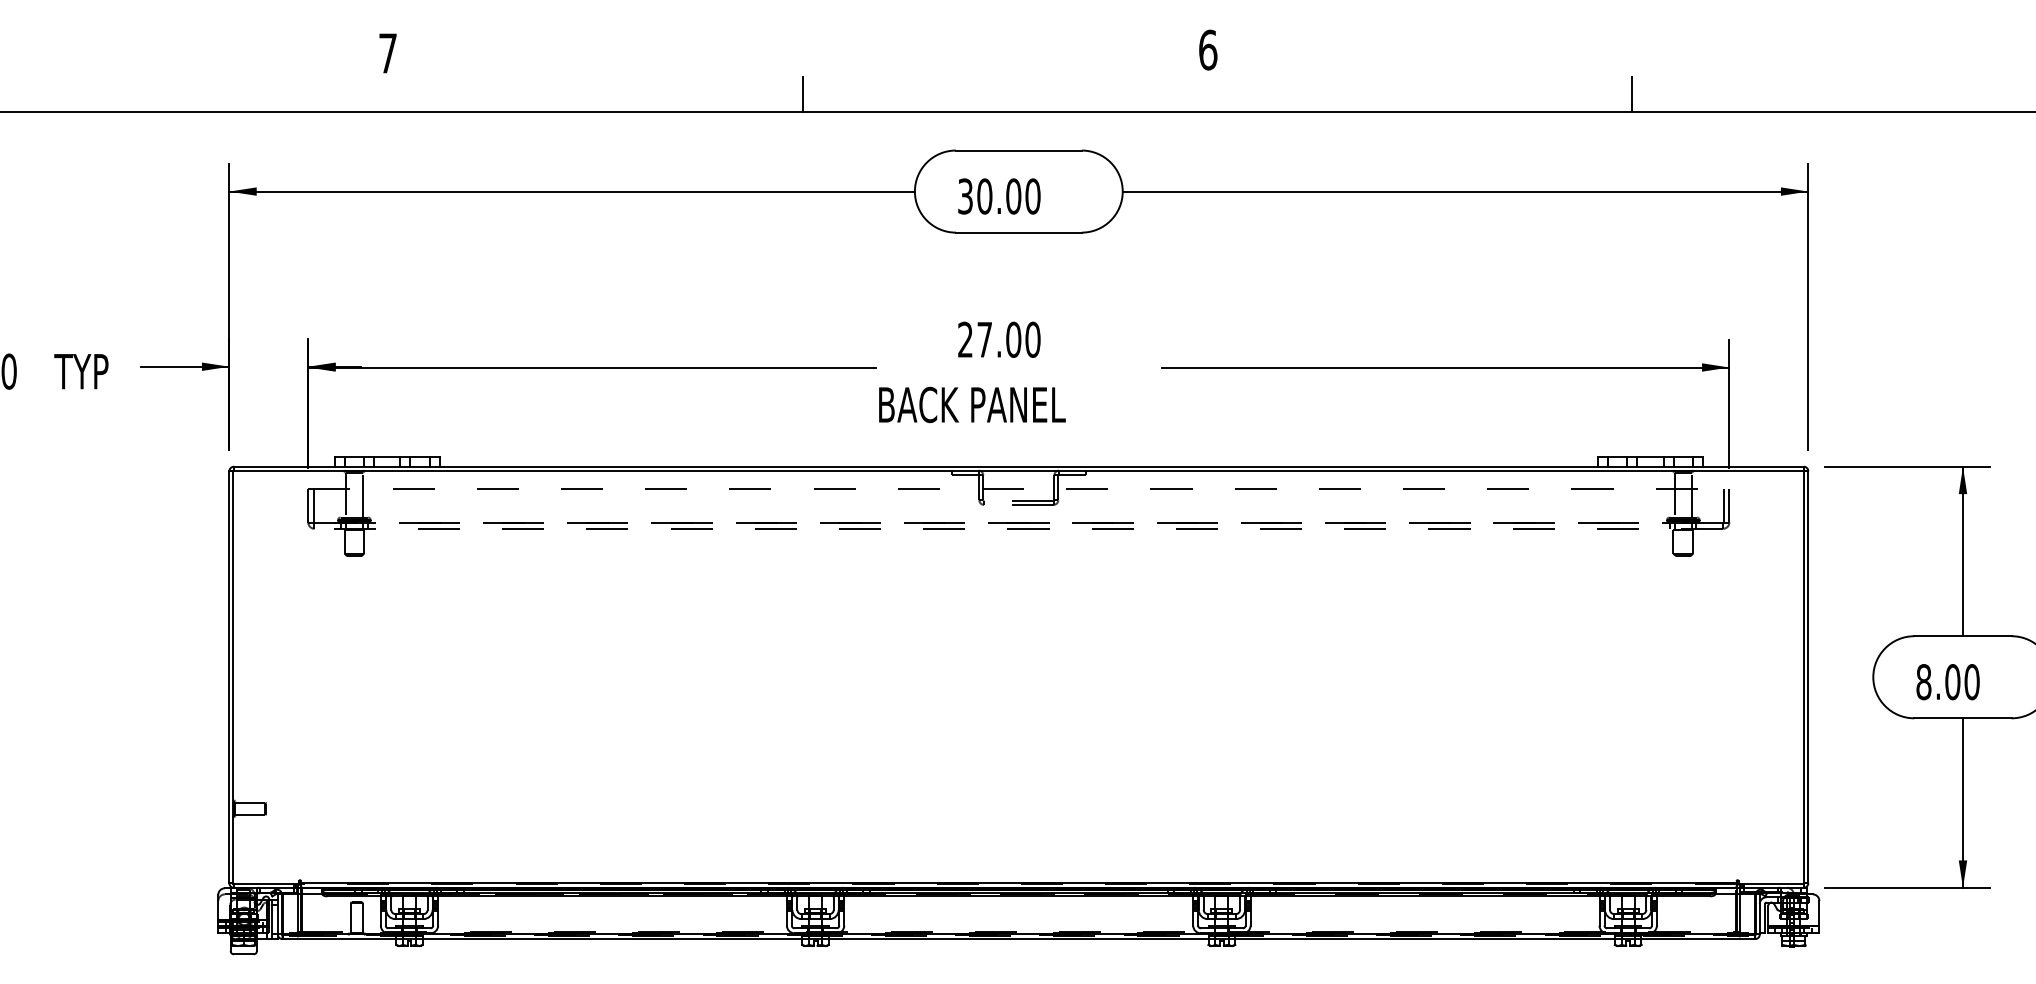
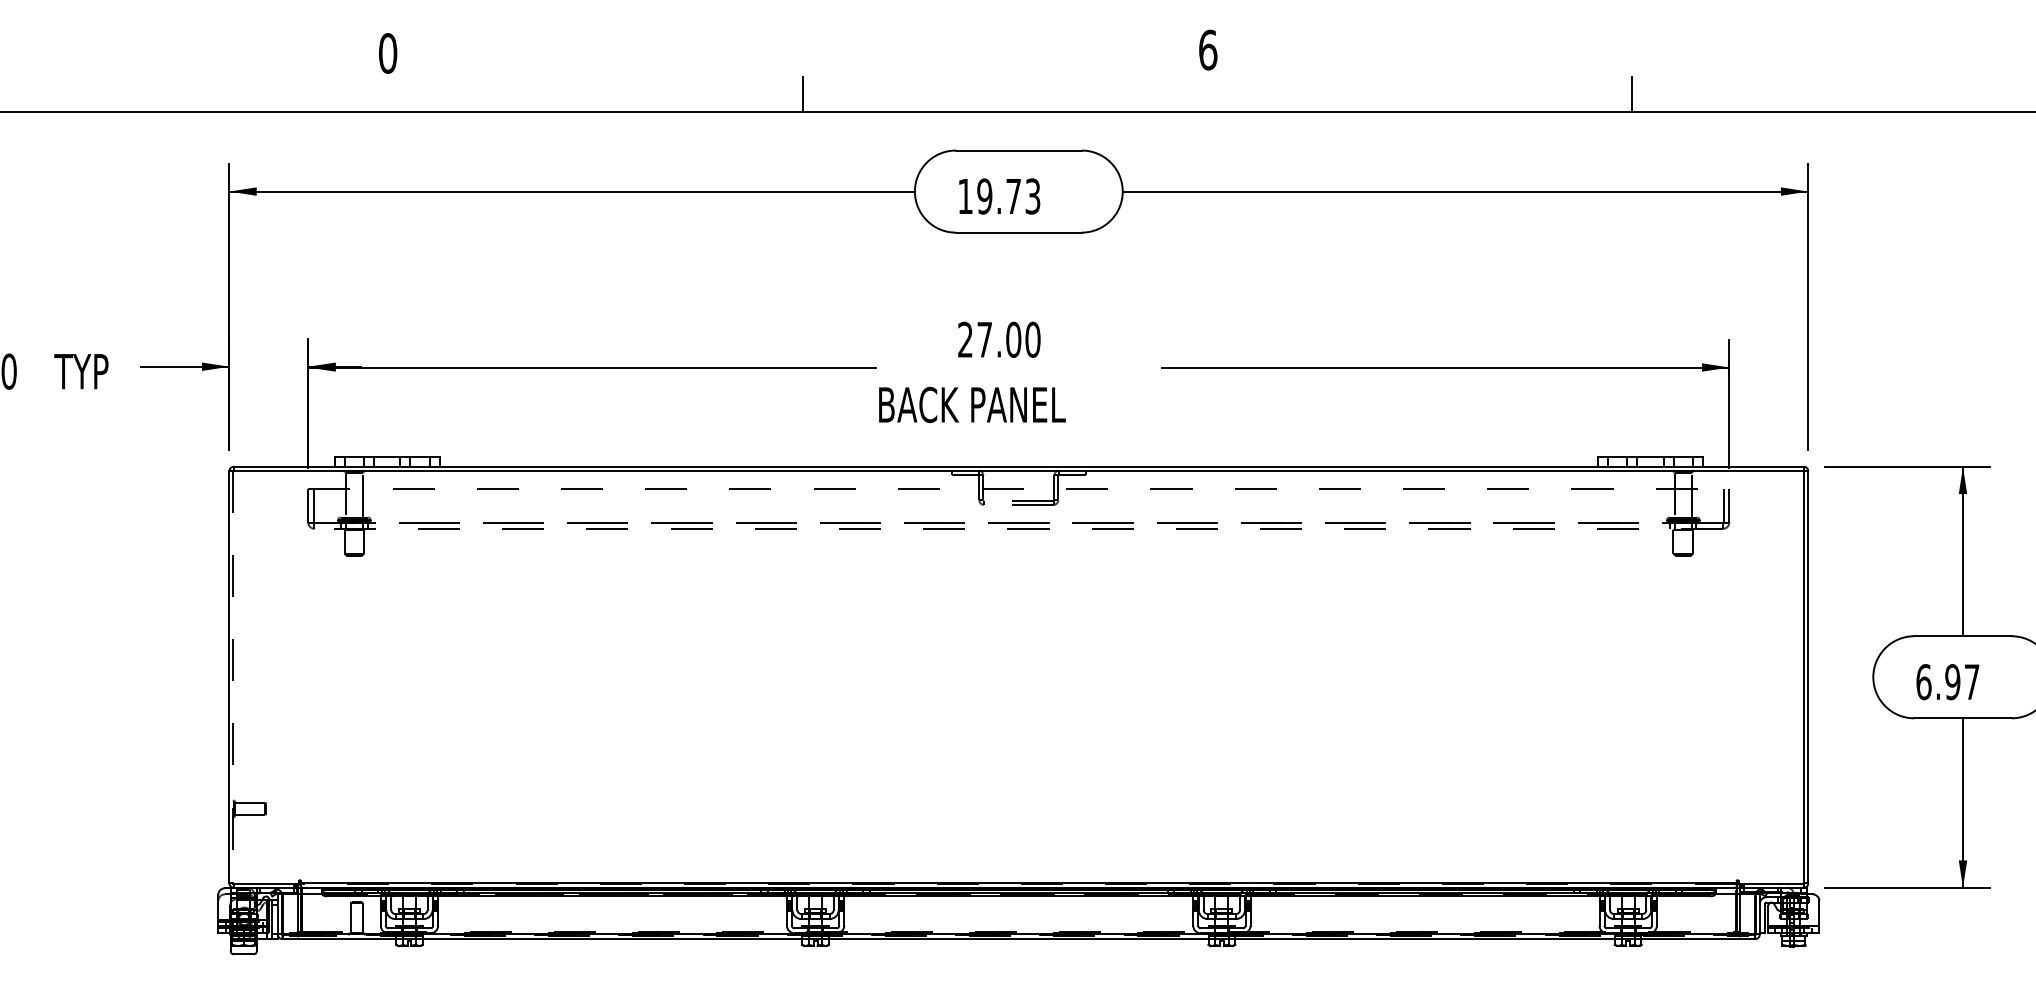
text: 7 -> 0 (388, 53)
text: 30.00 -> 19.73 (999, 196)
line: solid -> dashed (233, 677)
text: 8.00 -> 6.97 (1947, 682)
